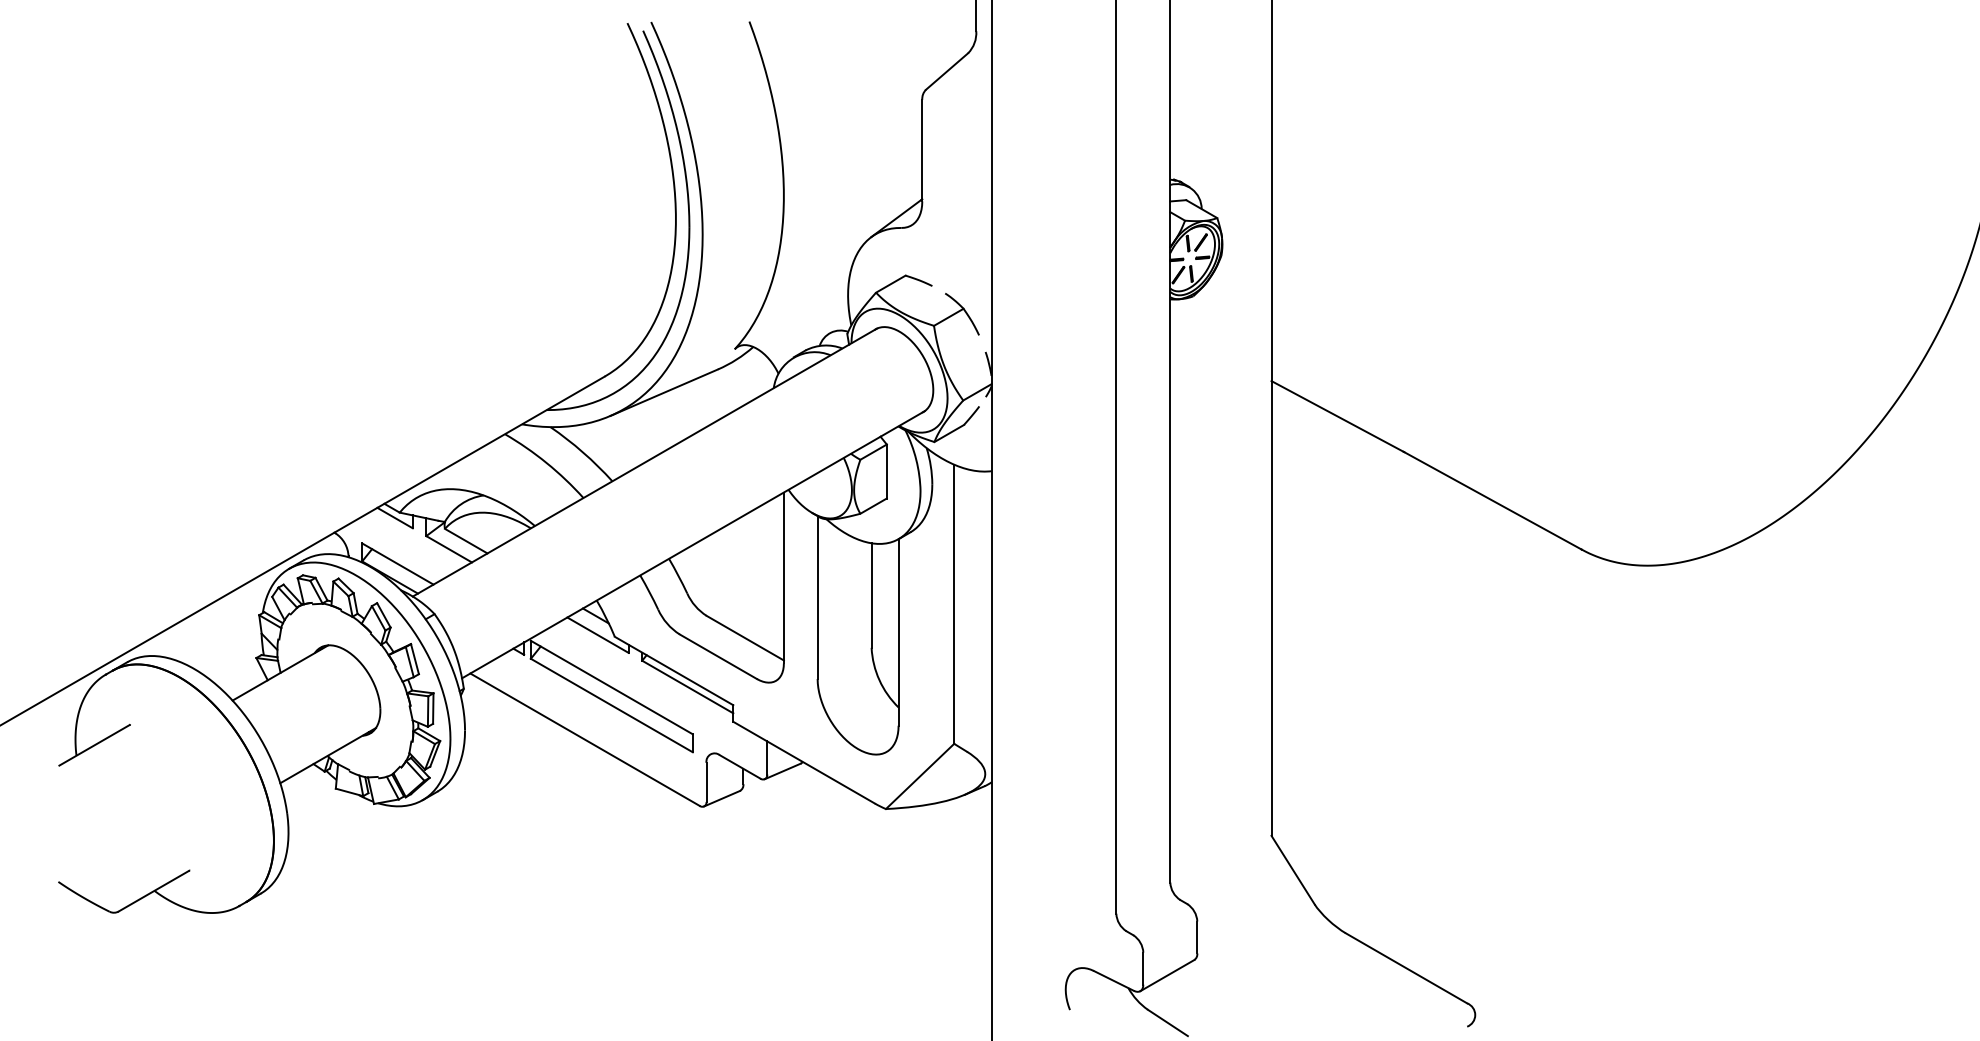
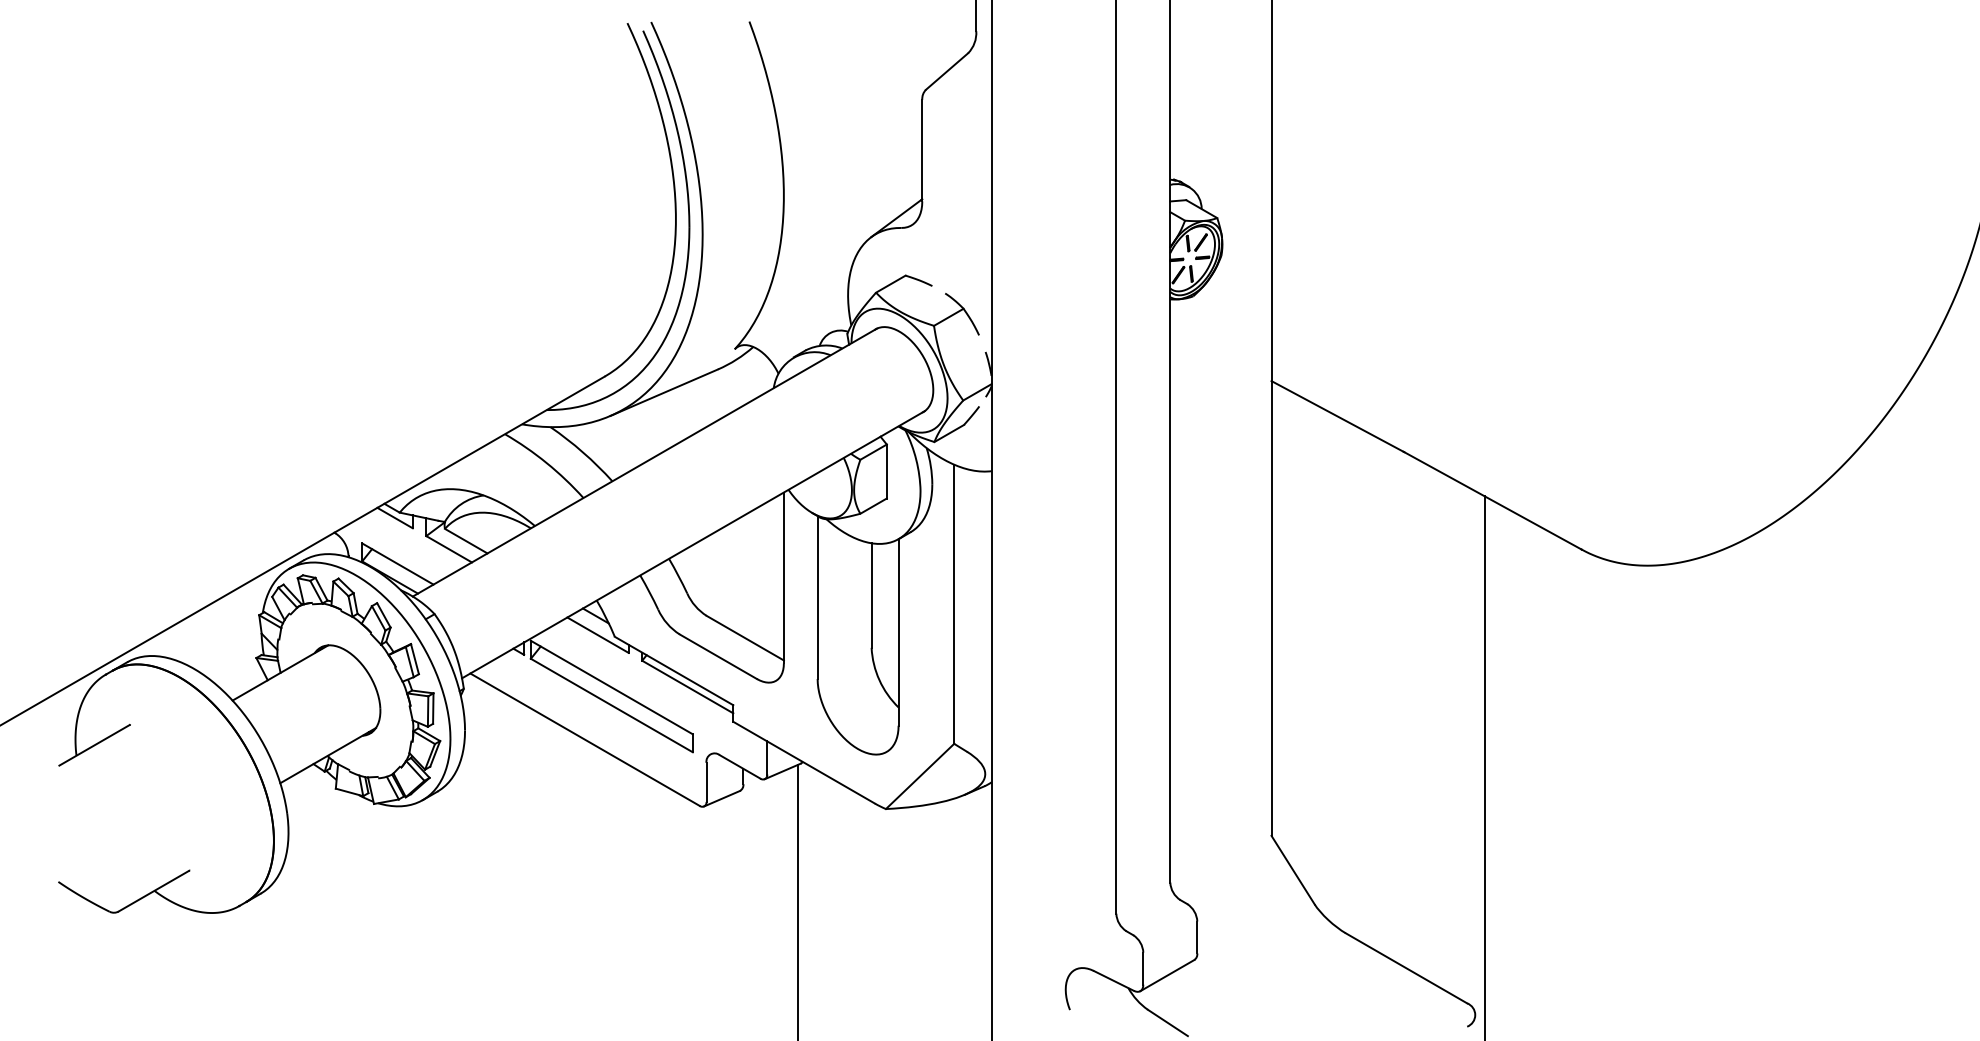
line: none -> present (1484, 766)
line: none -> present (797, 900)
